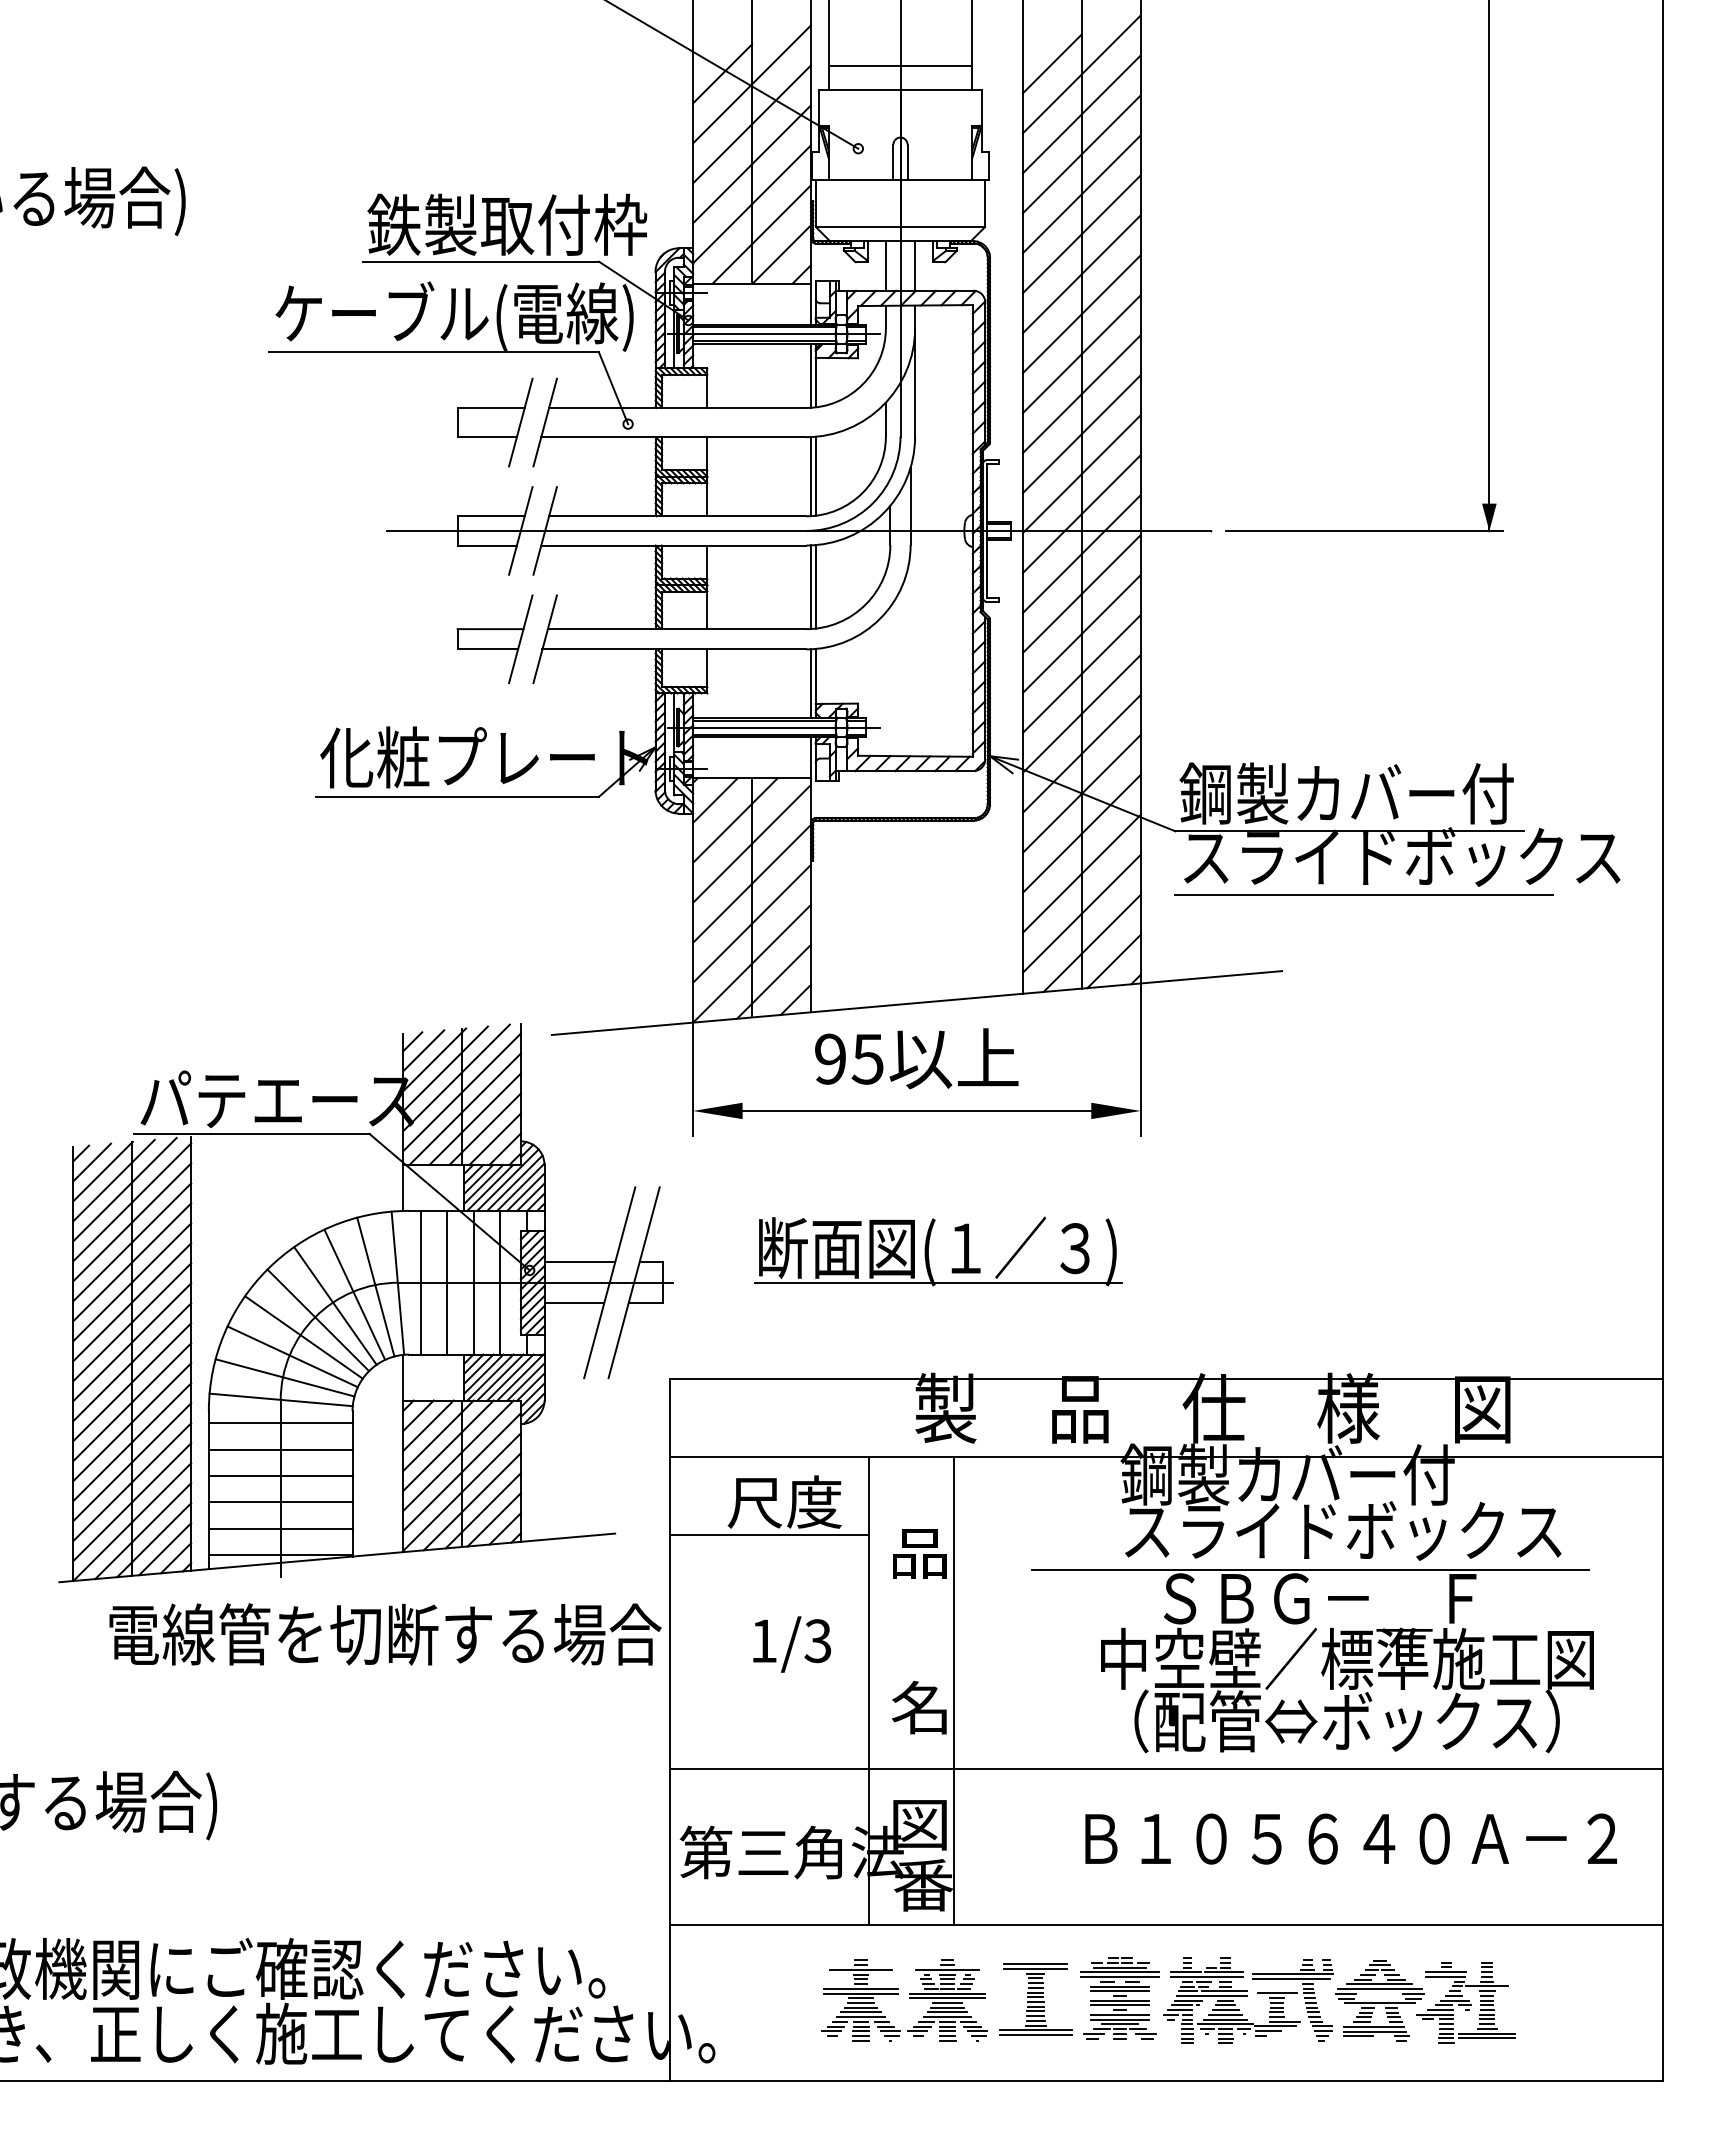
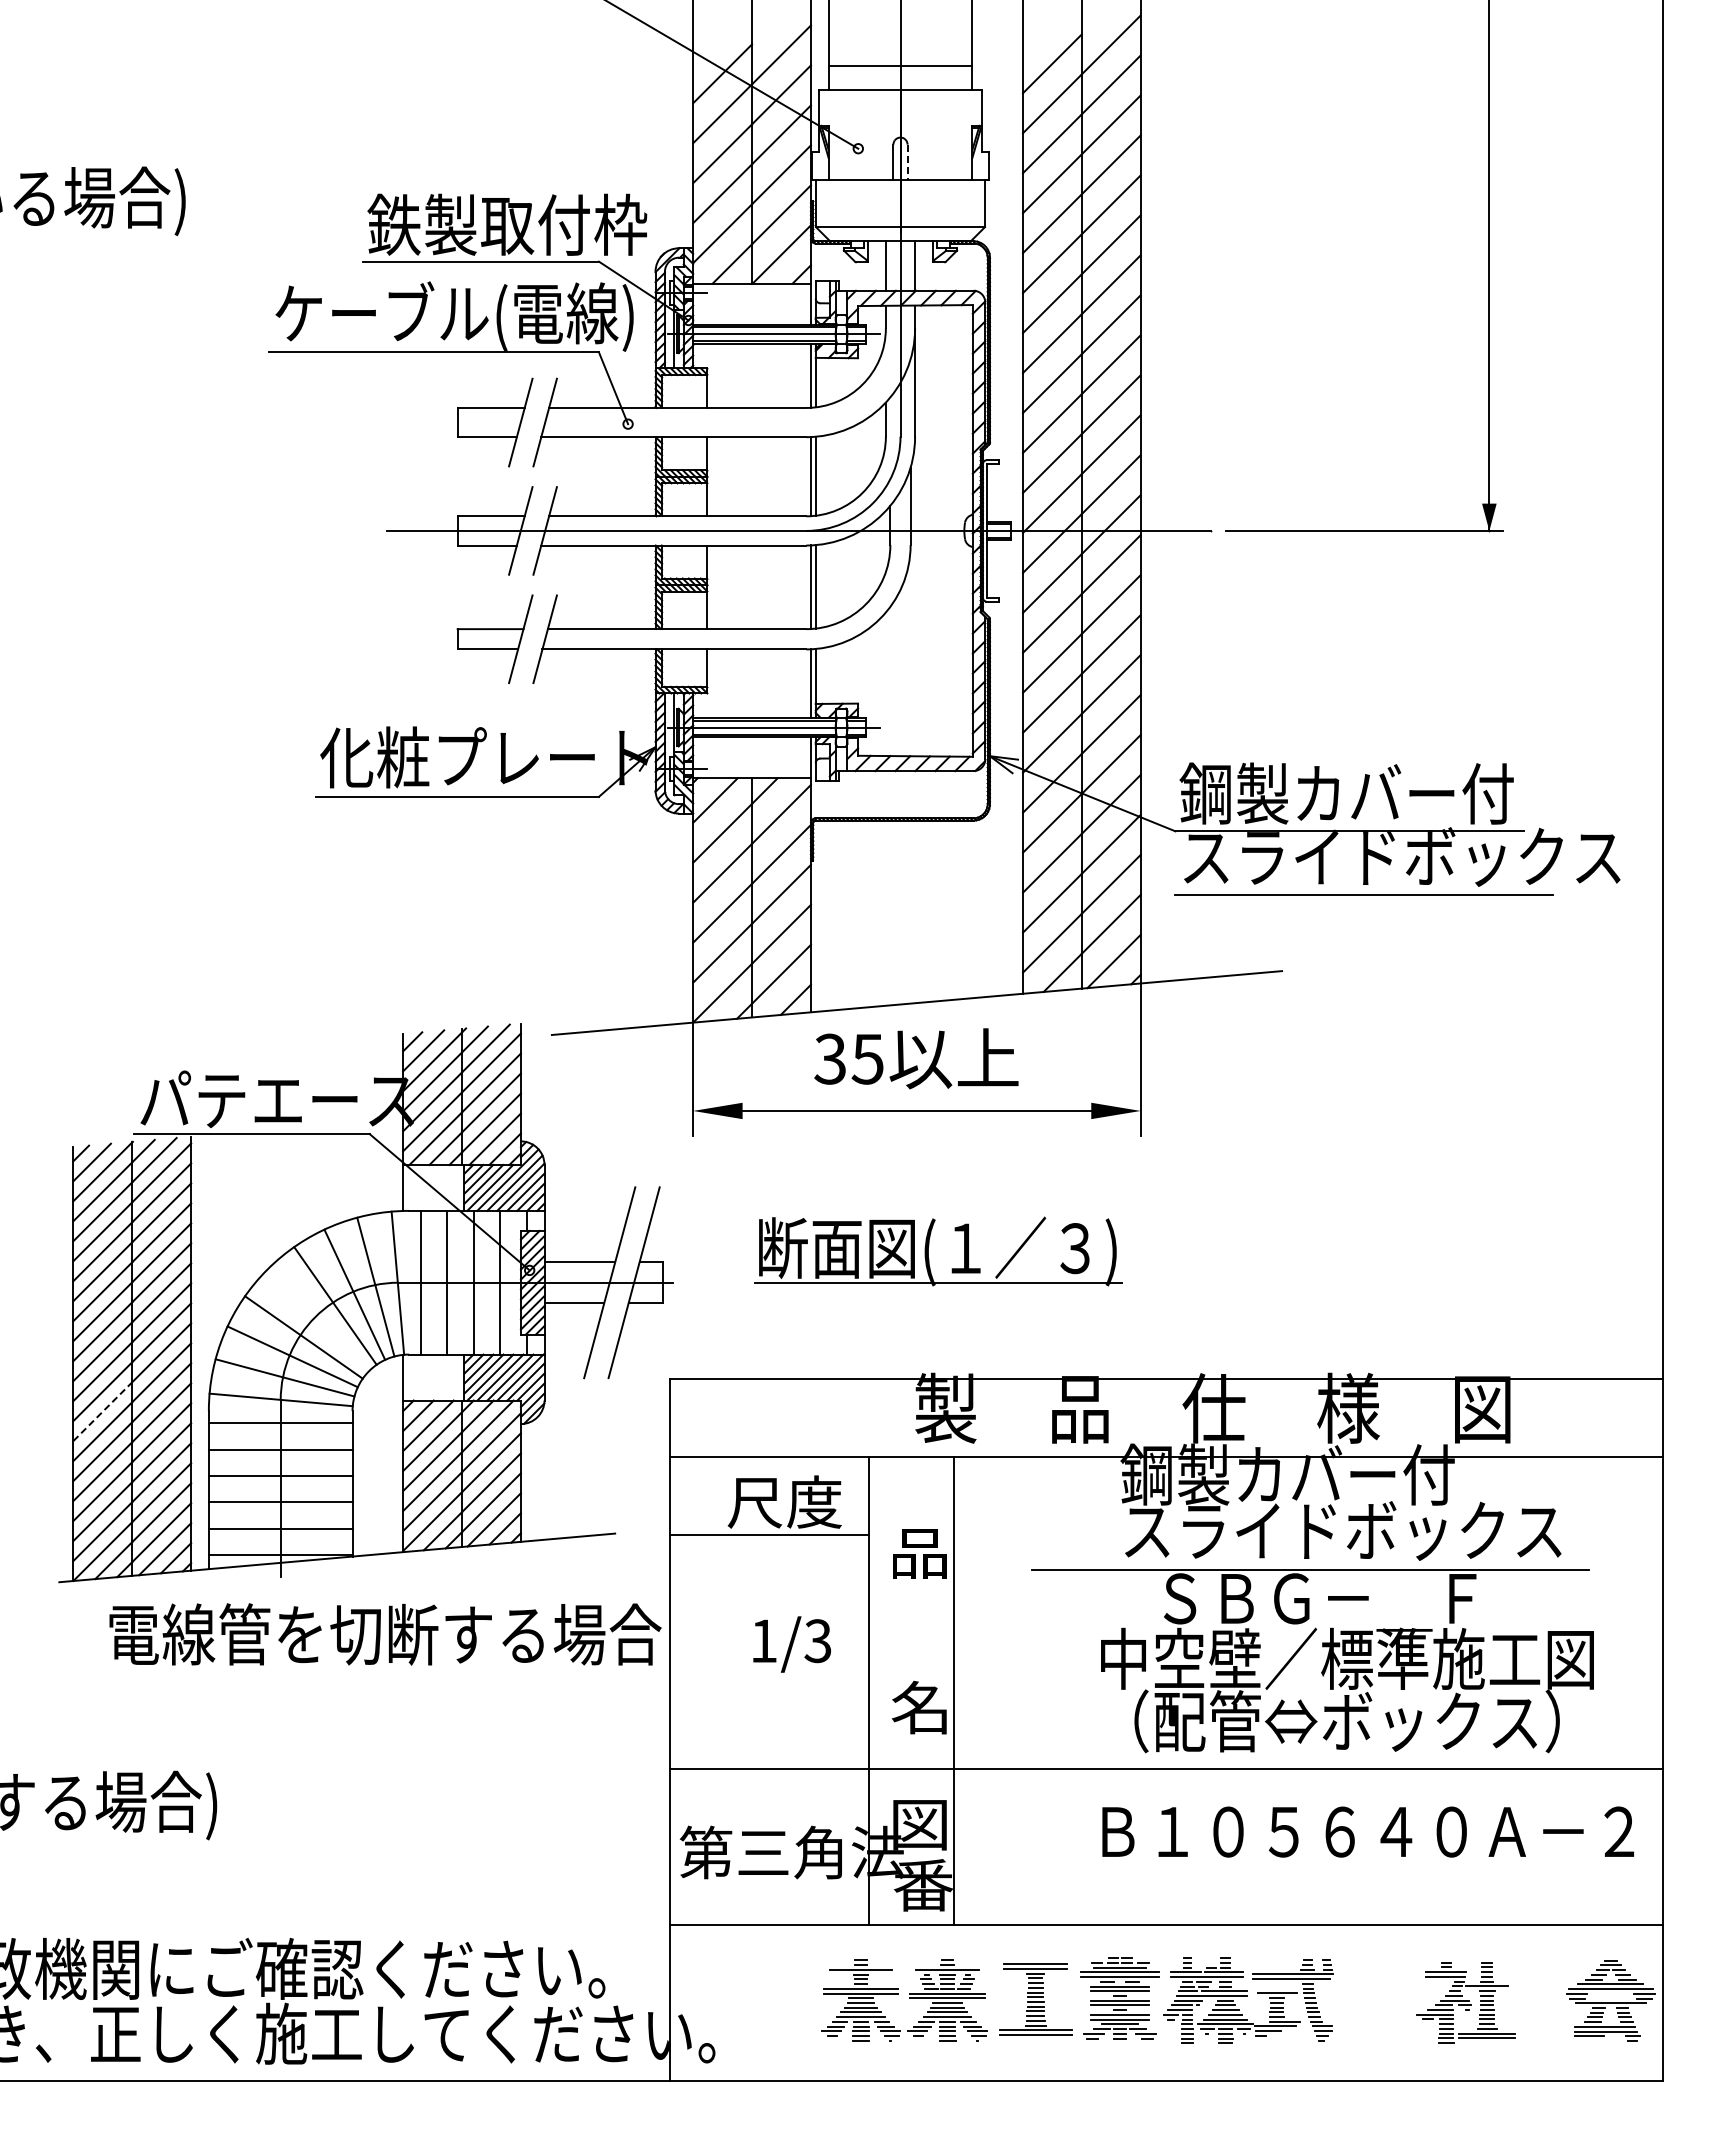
line: solid -> dashed (907, 162)
text: 95 -> 35 (829, 1058)
line: present -> none (318, 1320)
line: solid -> dashed (102, 1411)
text position: (1350, 1838) -> (1367, 1831) (1367, 1831)
part position: (1379, 2000) -> (1610, 2000) (1610, 2000)
